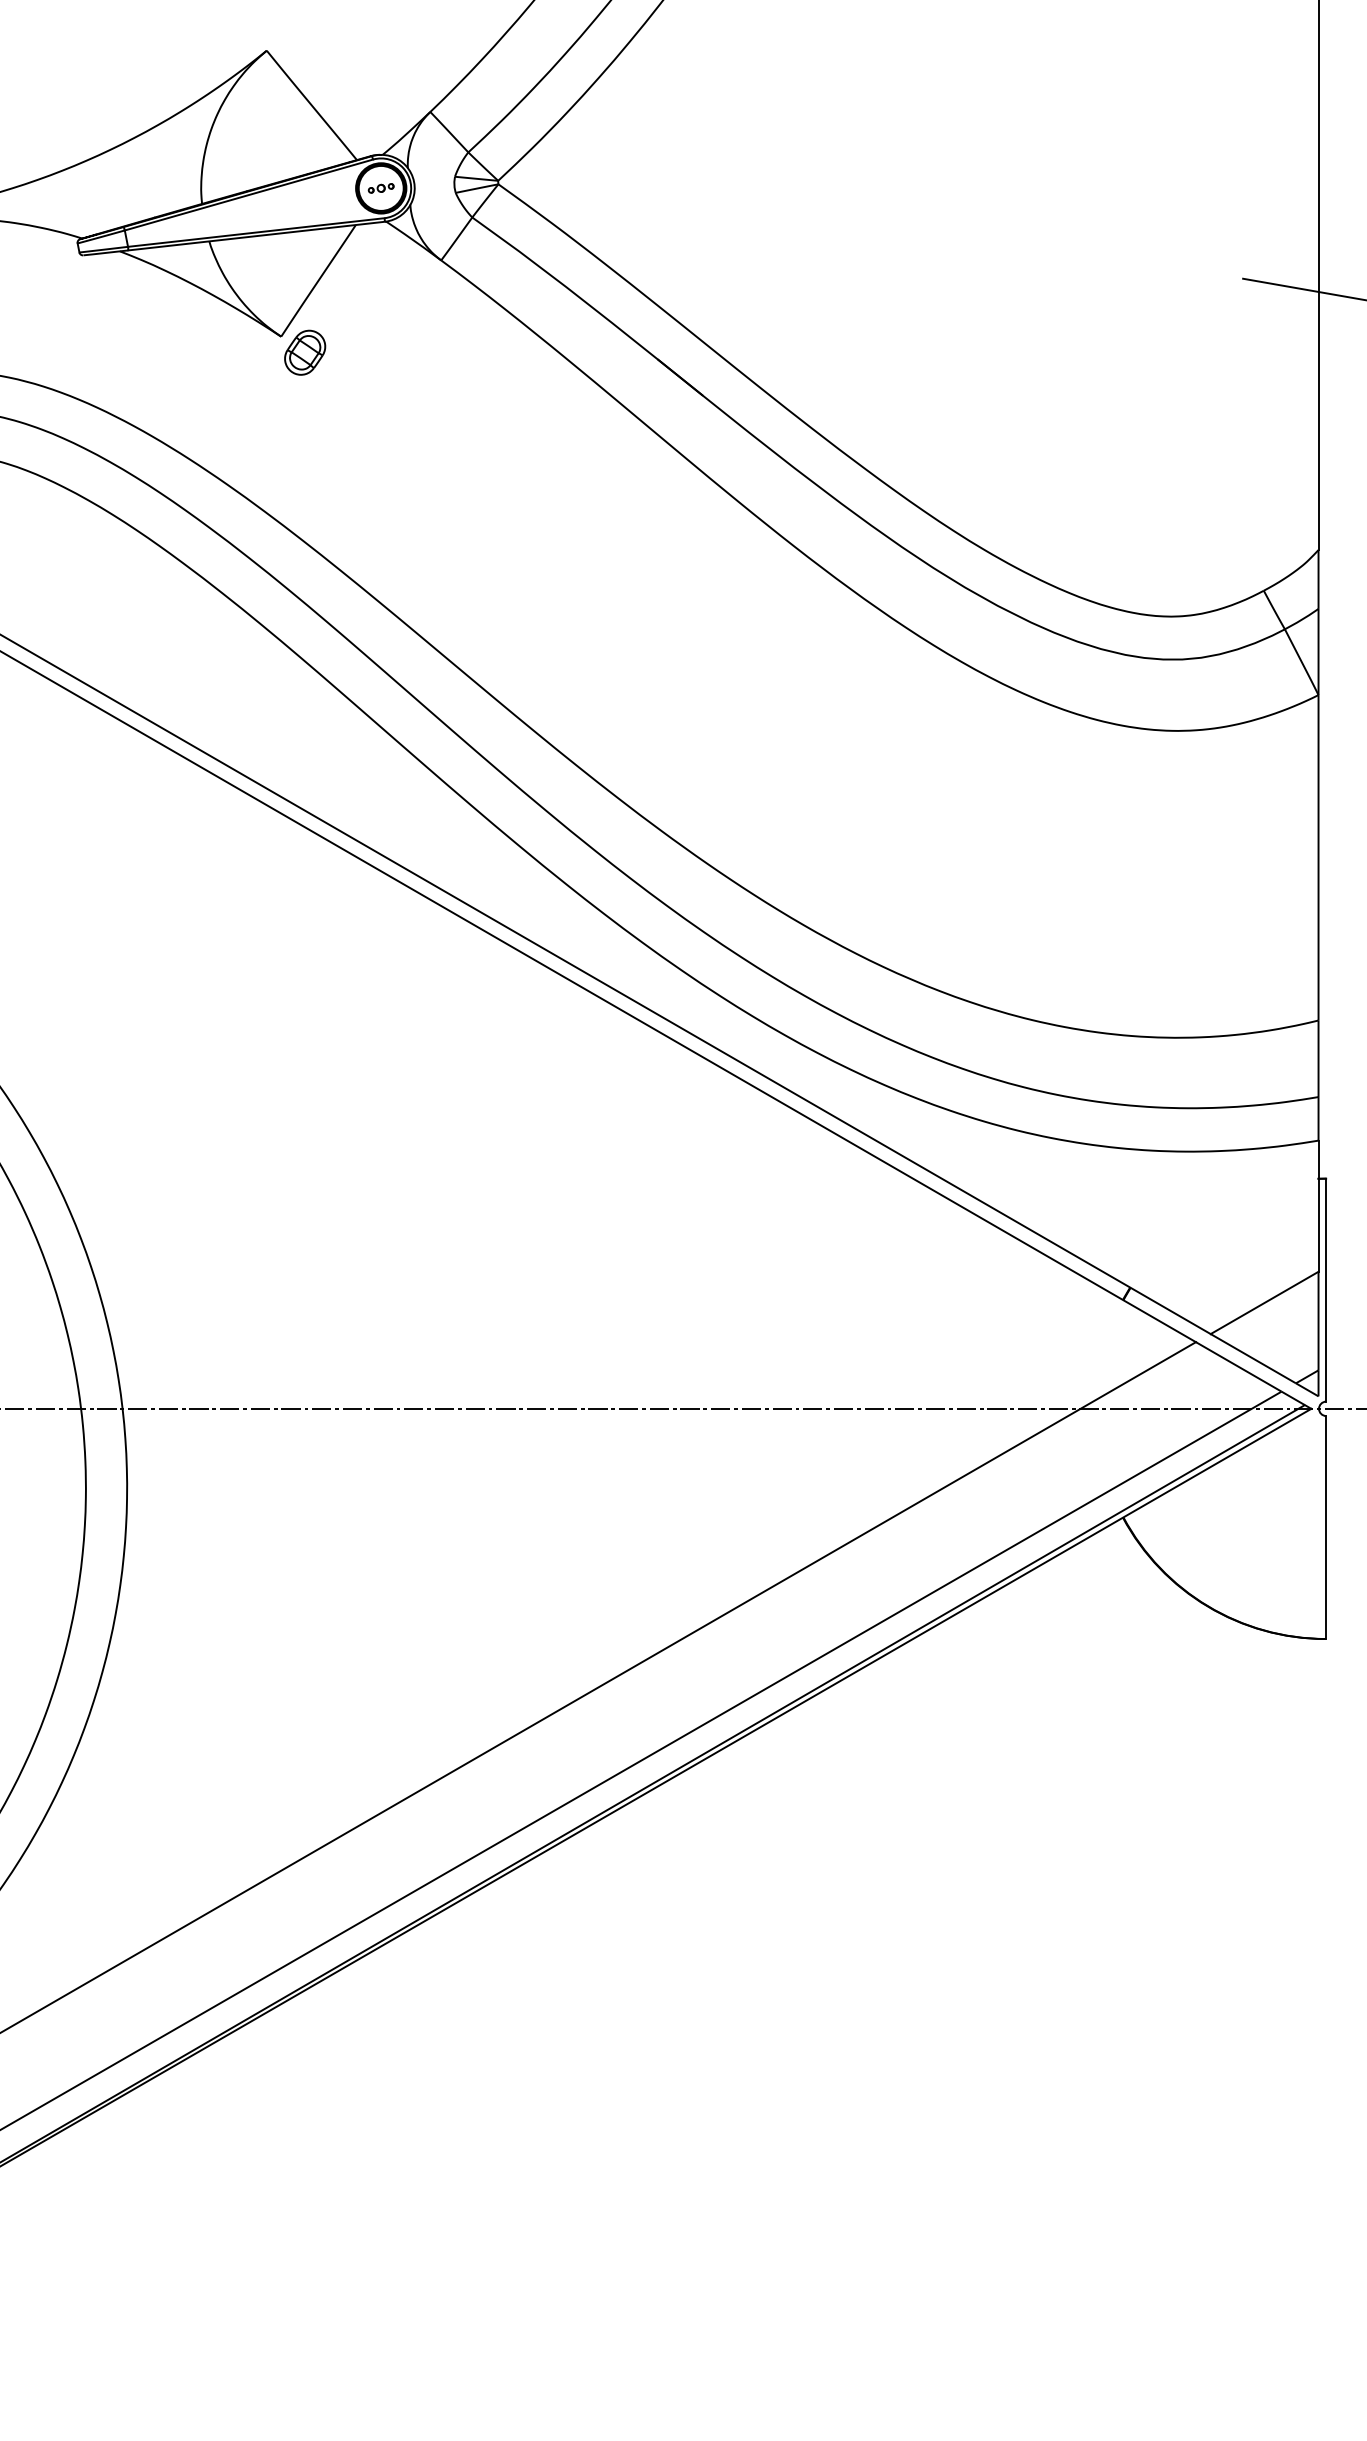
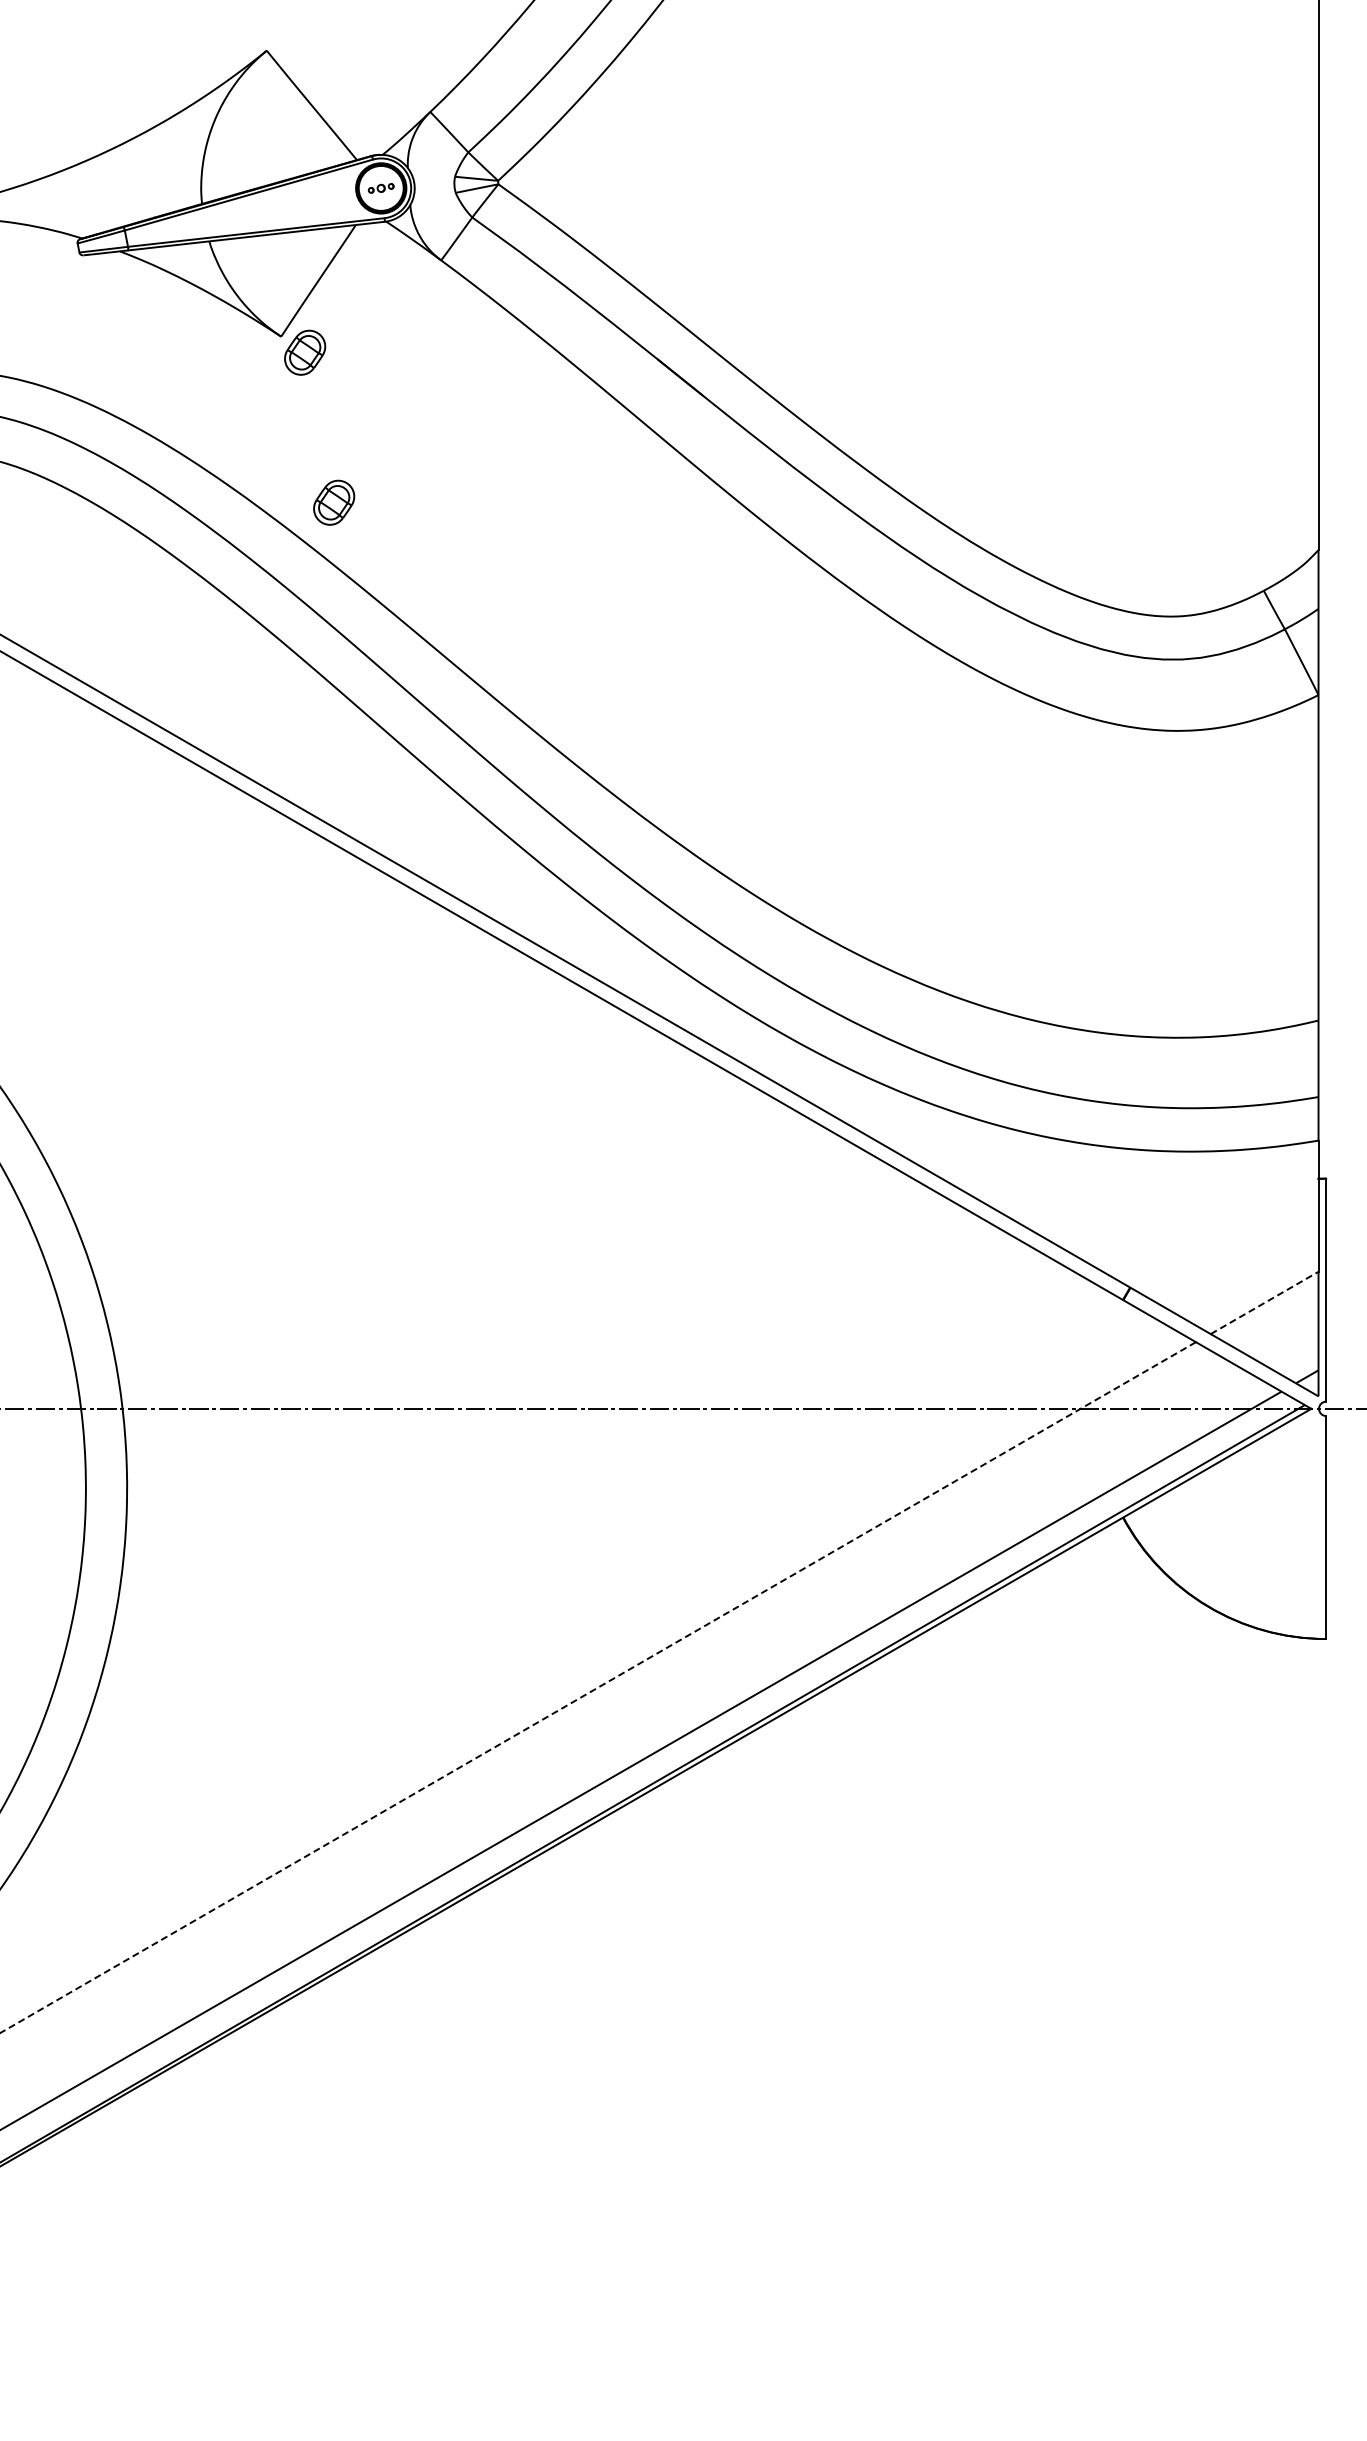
line: present -> none (1303, 288)
part: none -> present (334, 502)
line: solid -> dashed (1265, 1302)
line: solid -> dashed (598, 1687)
